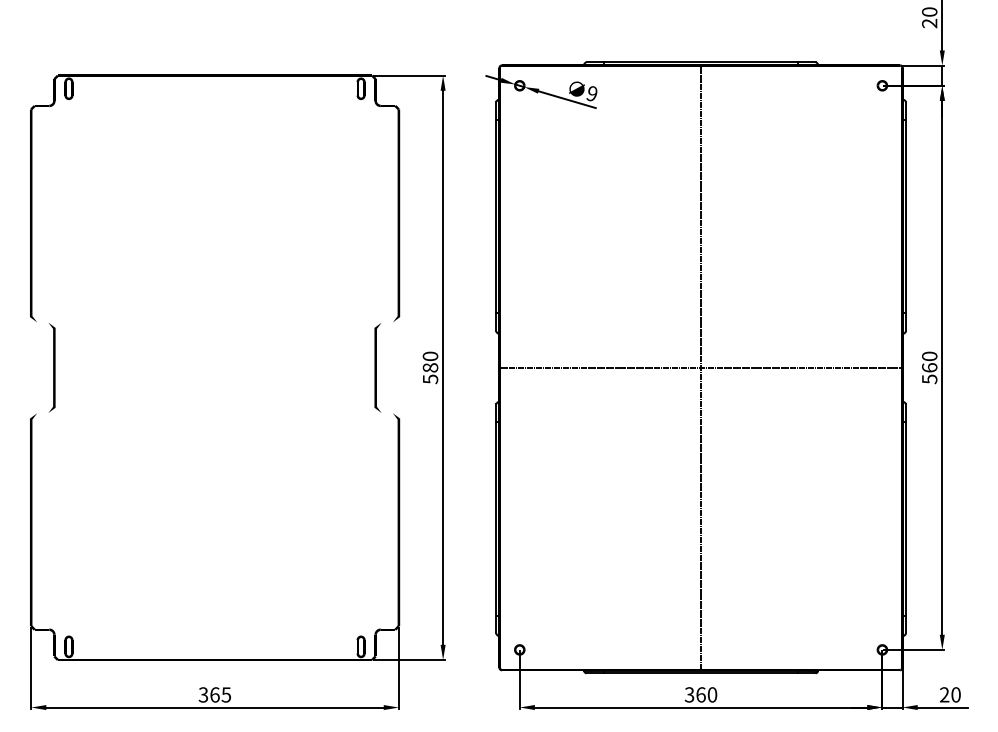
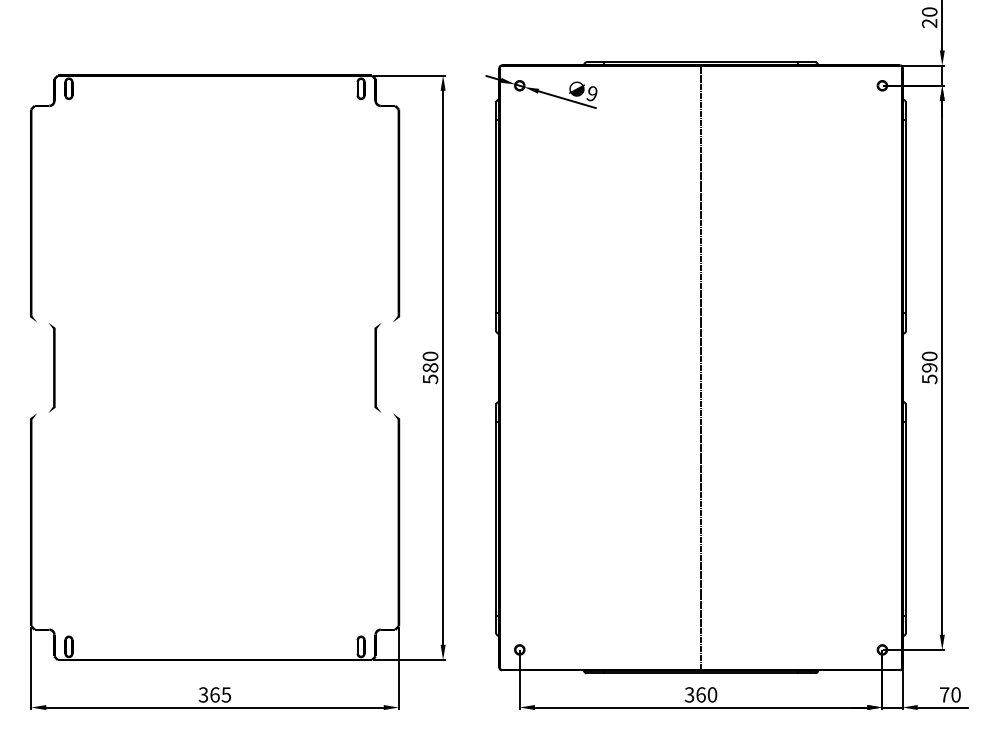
line: present -> none (700, 367)
text: 560 -> 590 (929, 367)
text: 20 -> 70 (944, 694)
